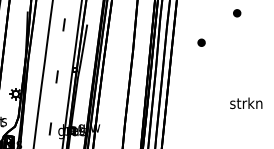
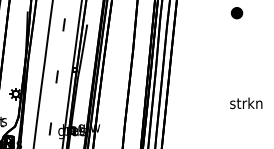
part size: 9x9 px -> 14x13 px (236, 13)
part: present -> none (201, 42)
